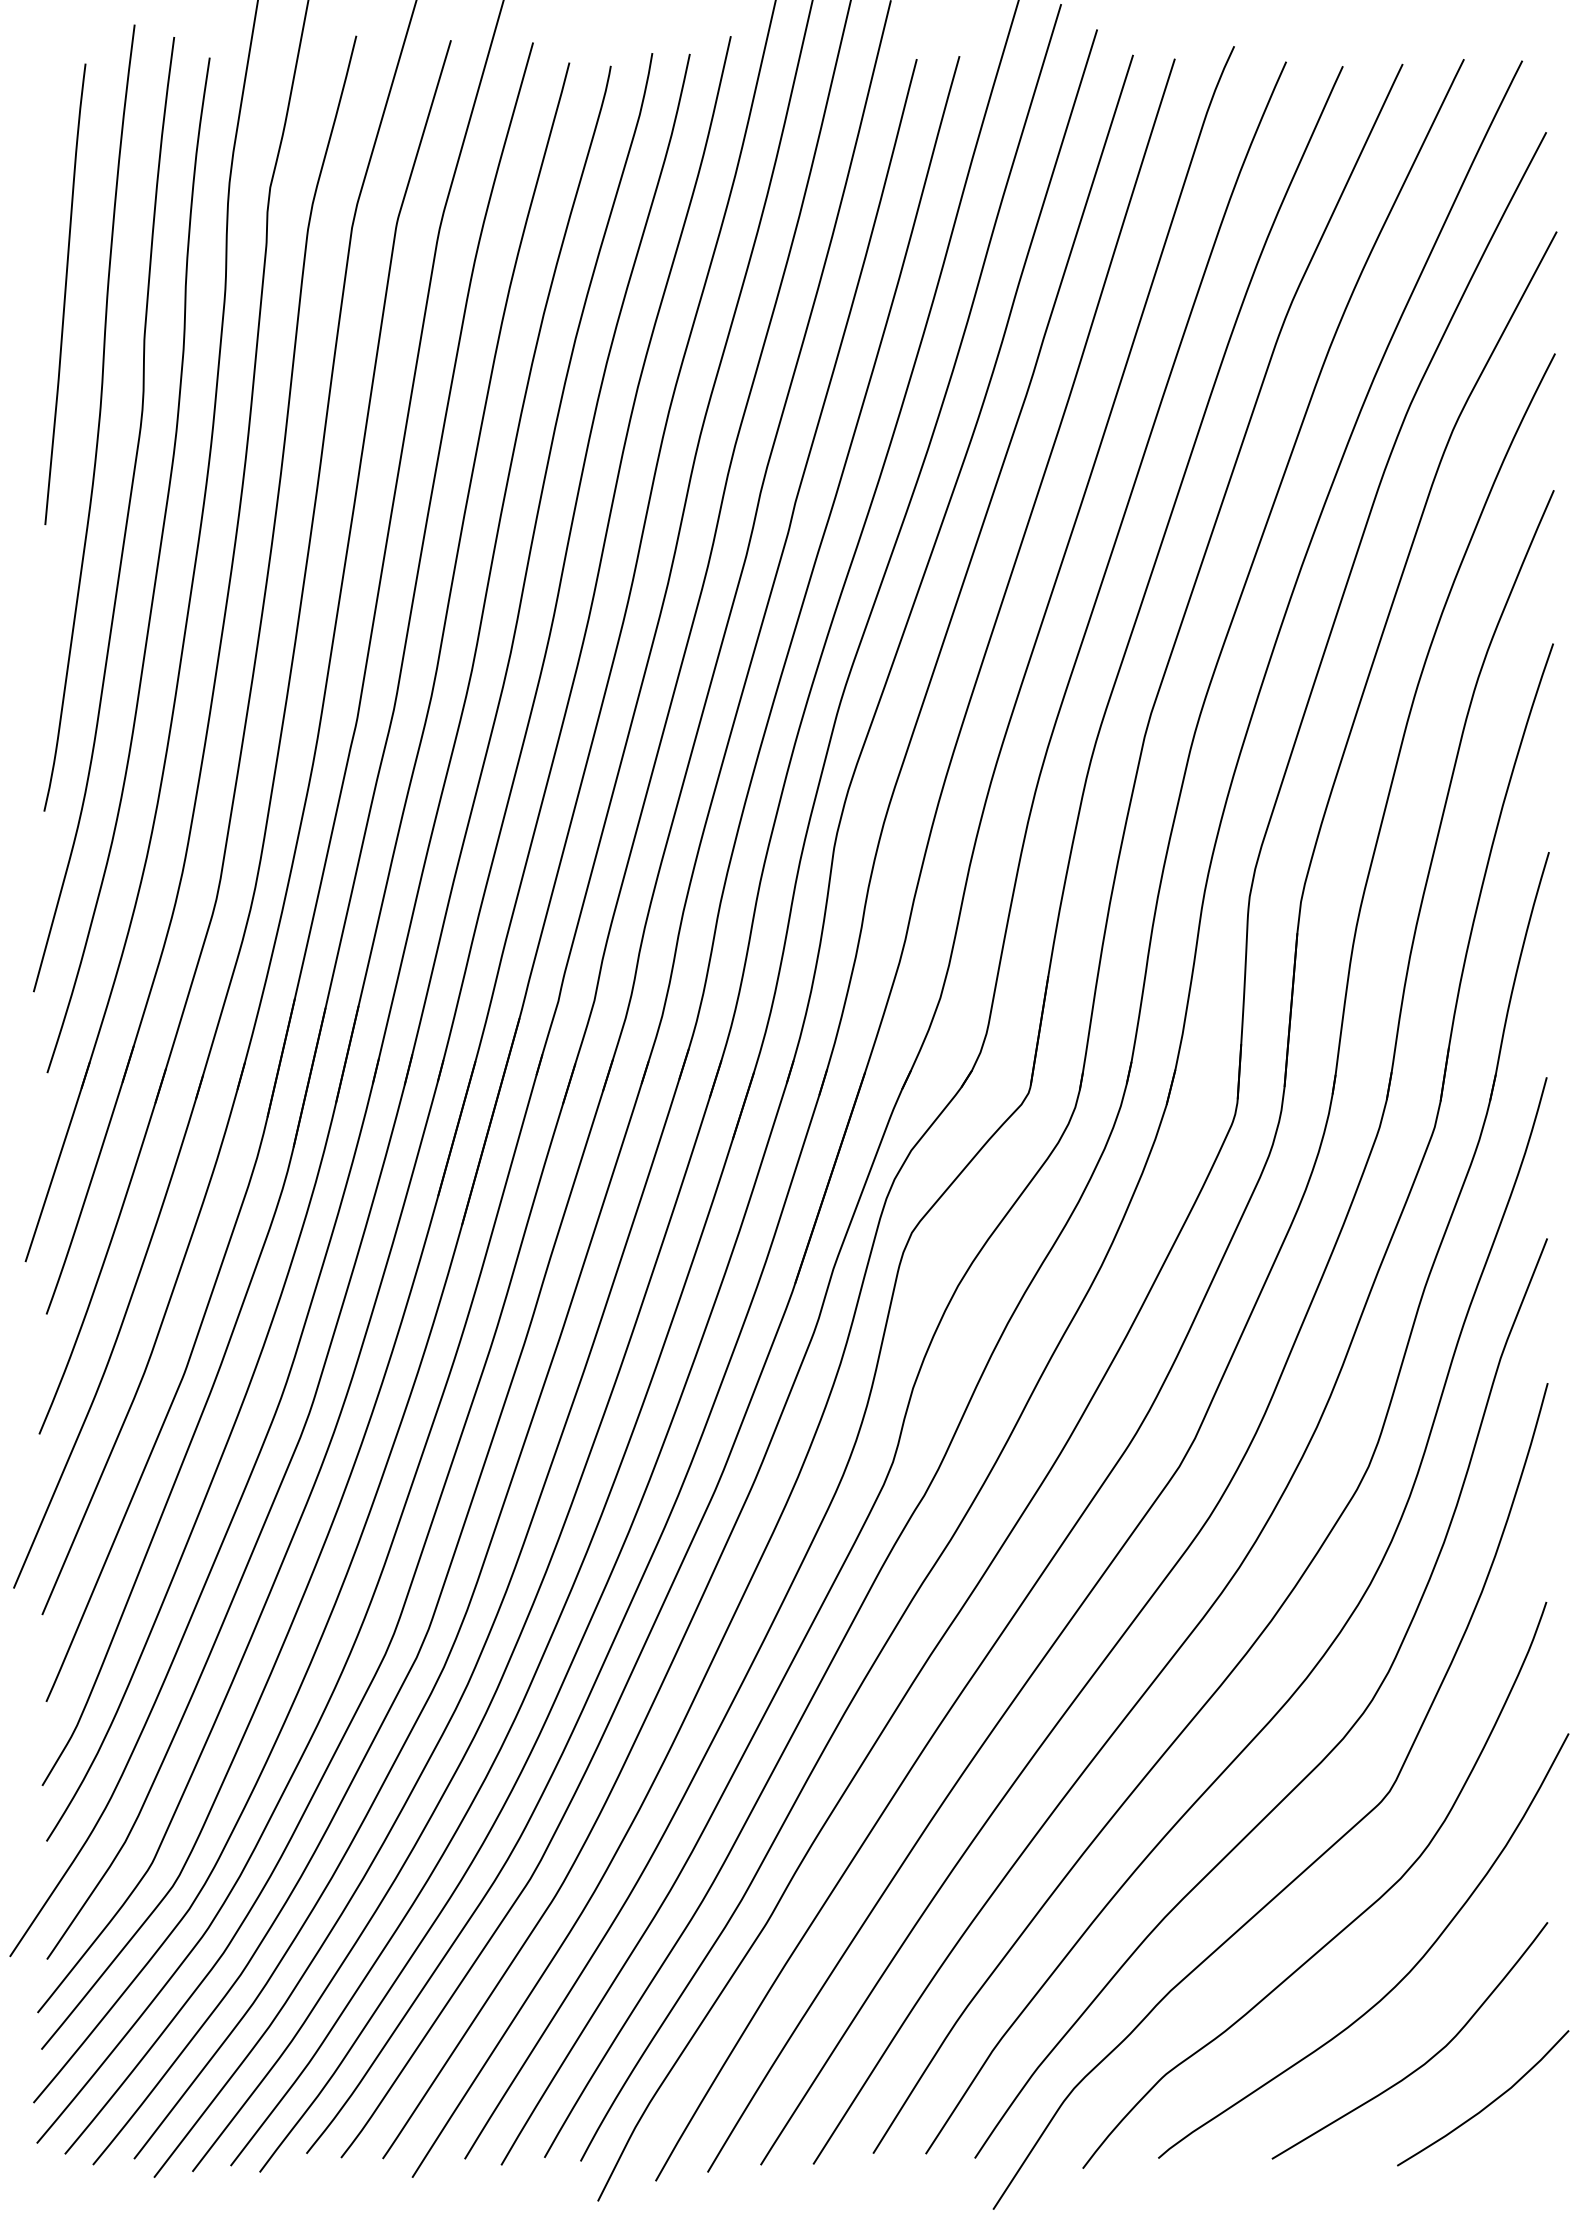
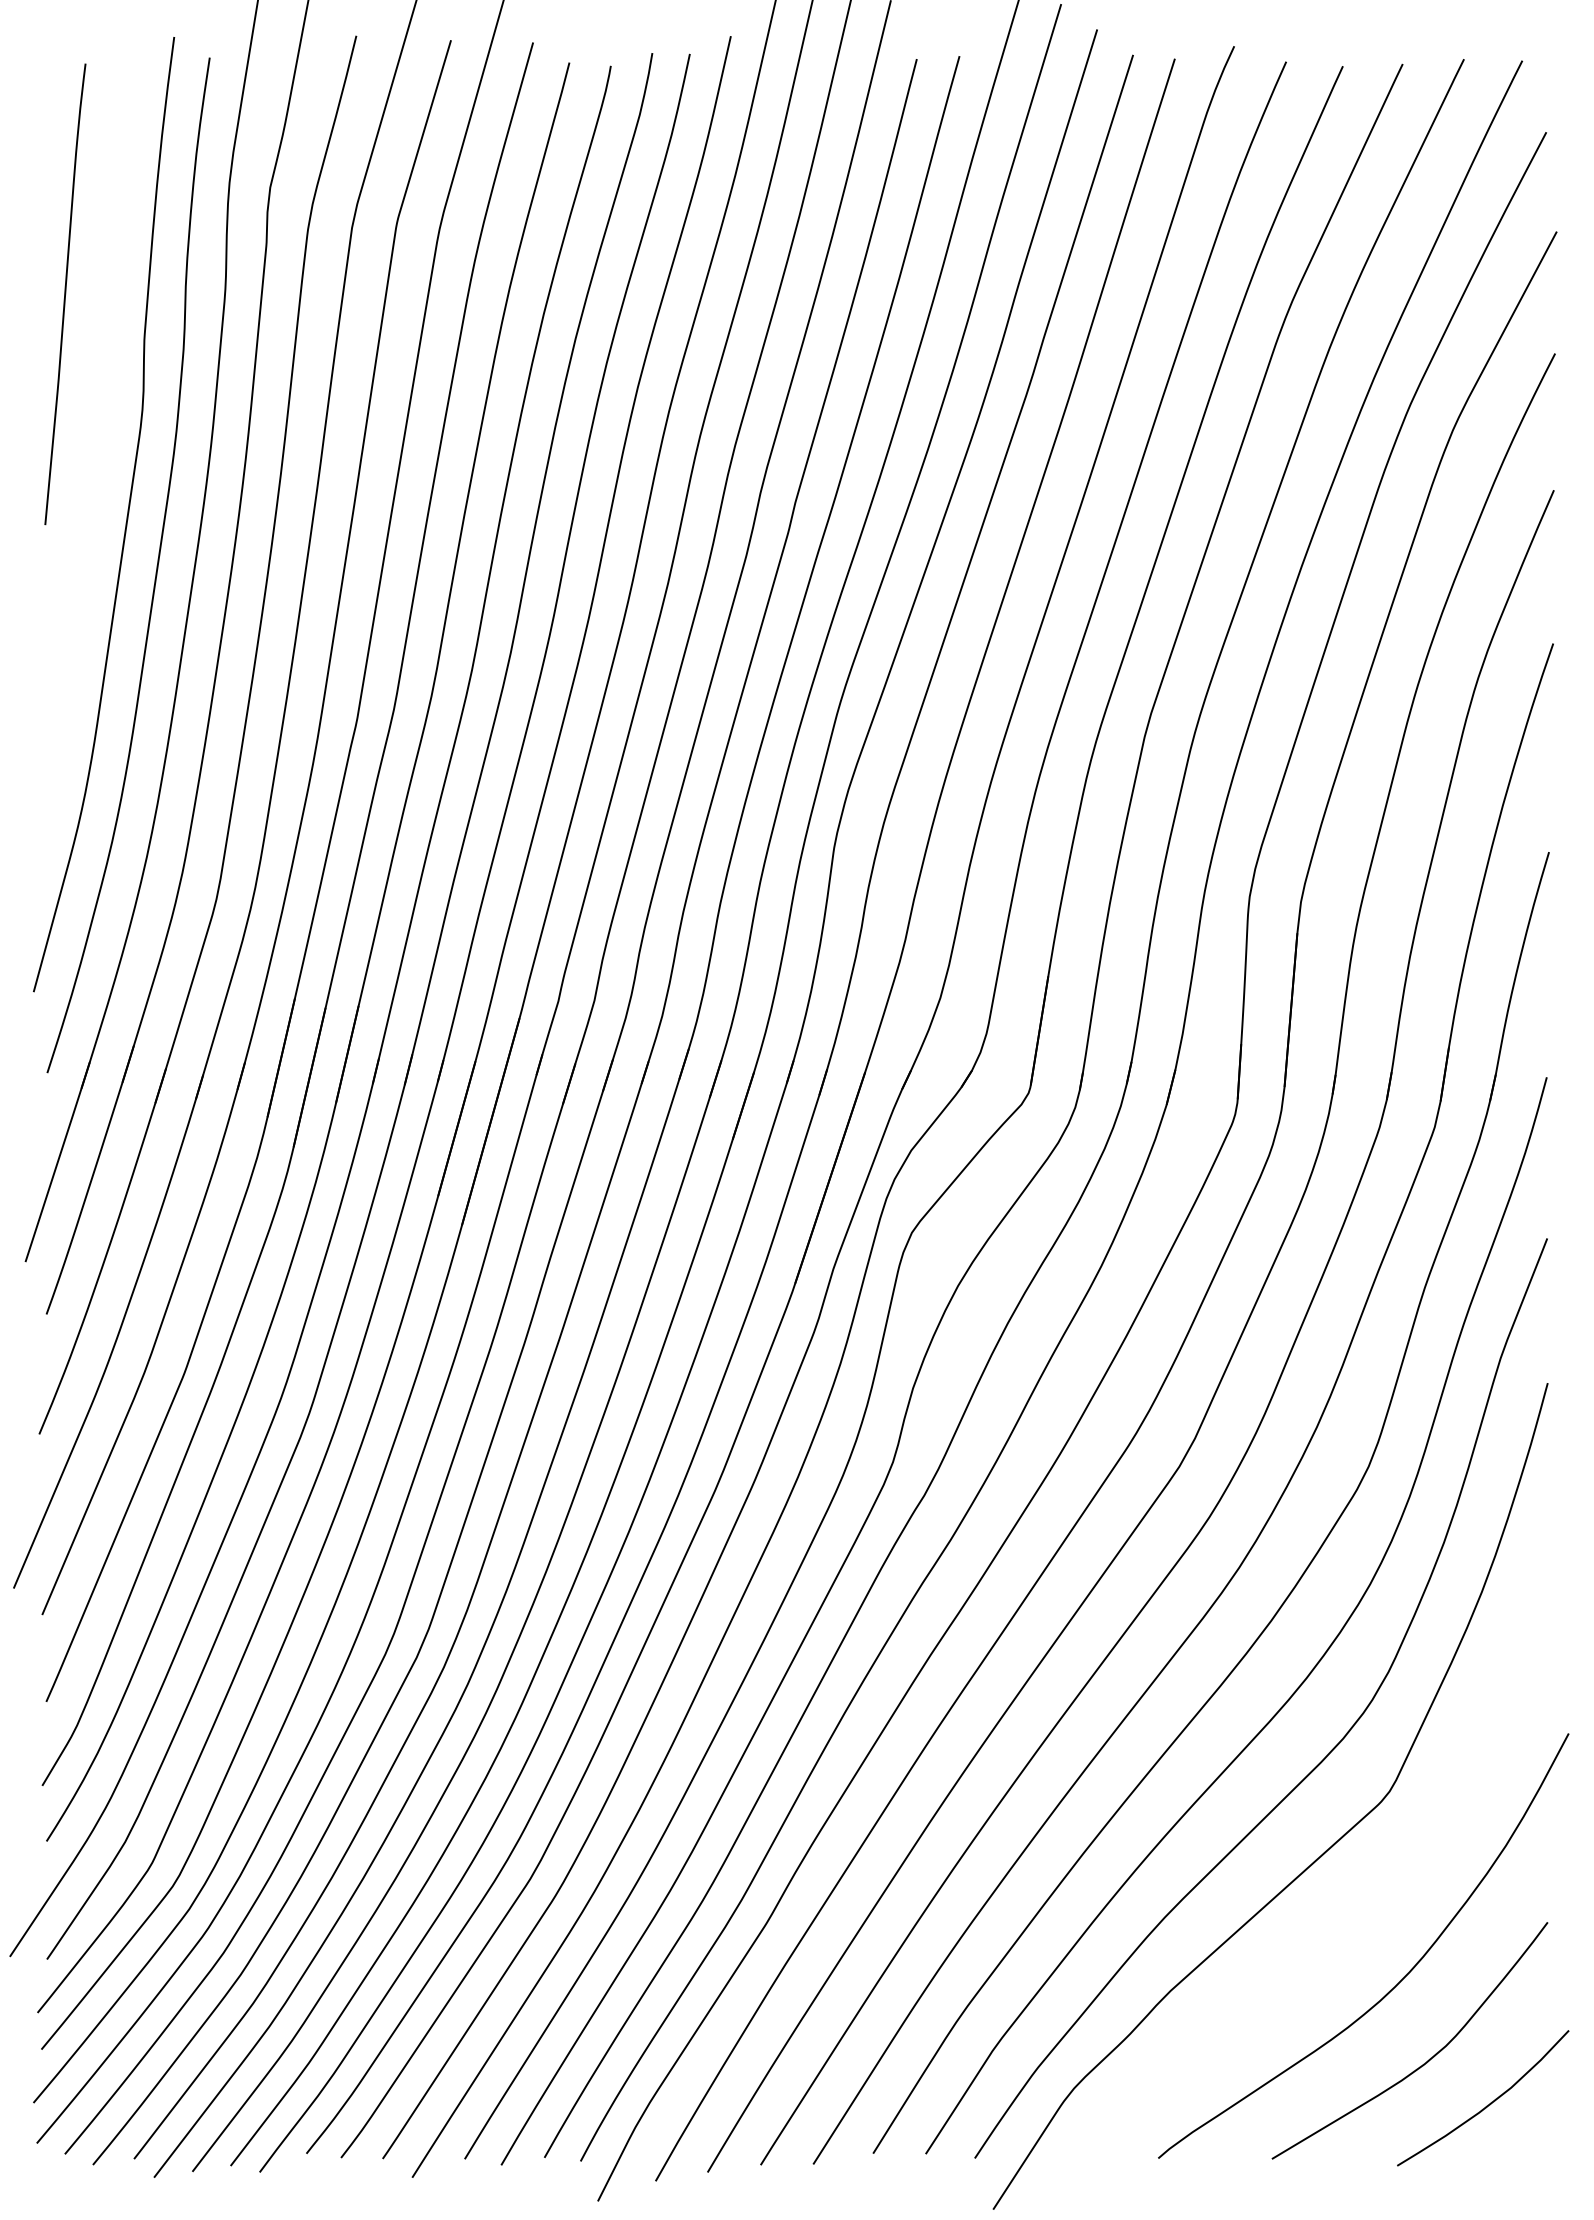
curve: present -> none (98, 417)
curve: present -> none (1346, 1925)
